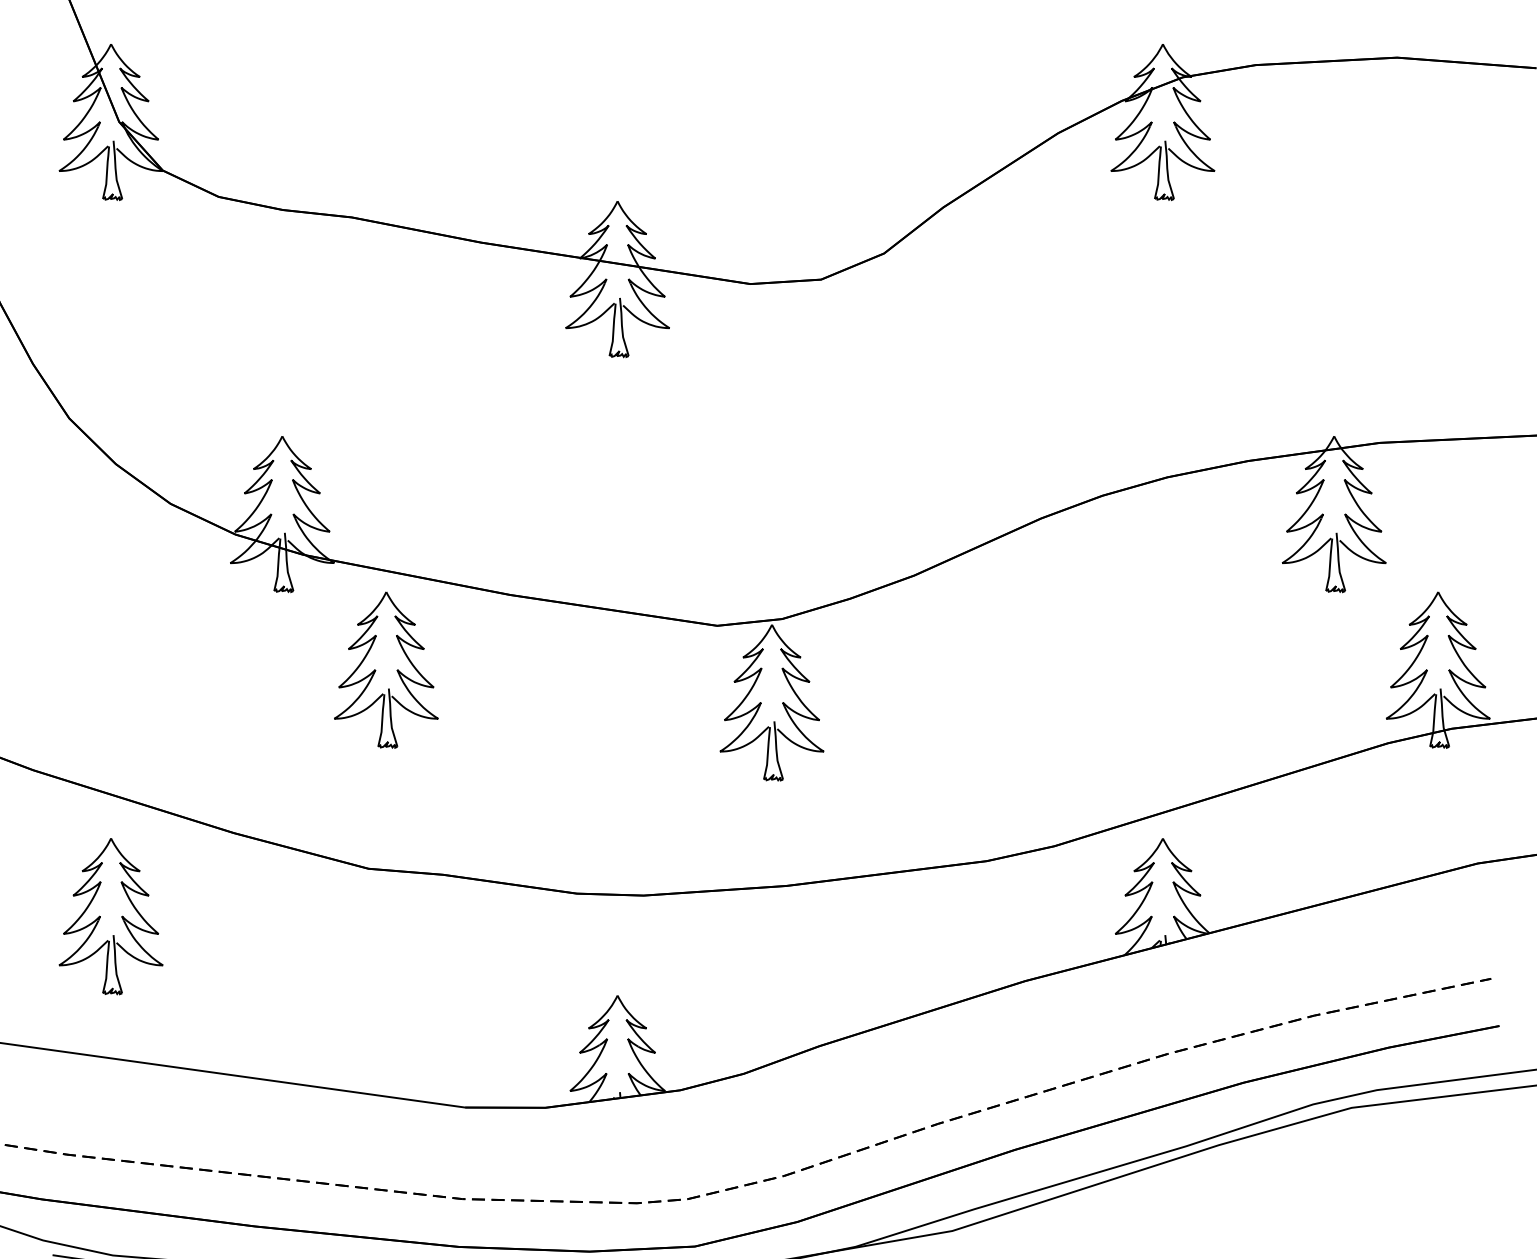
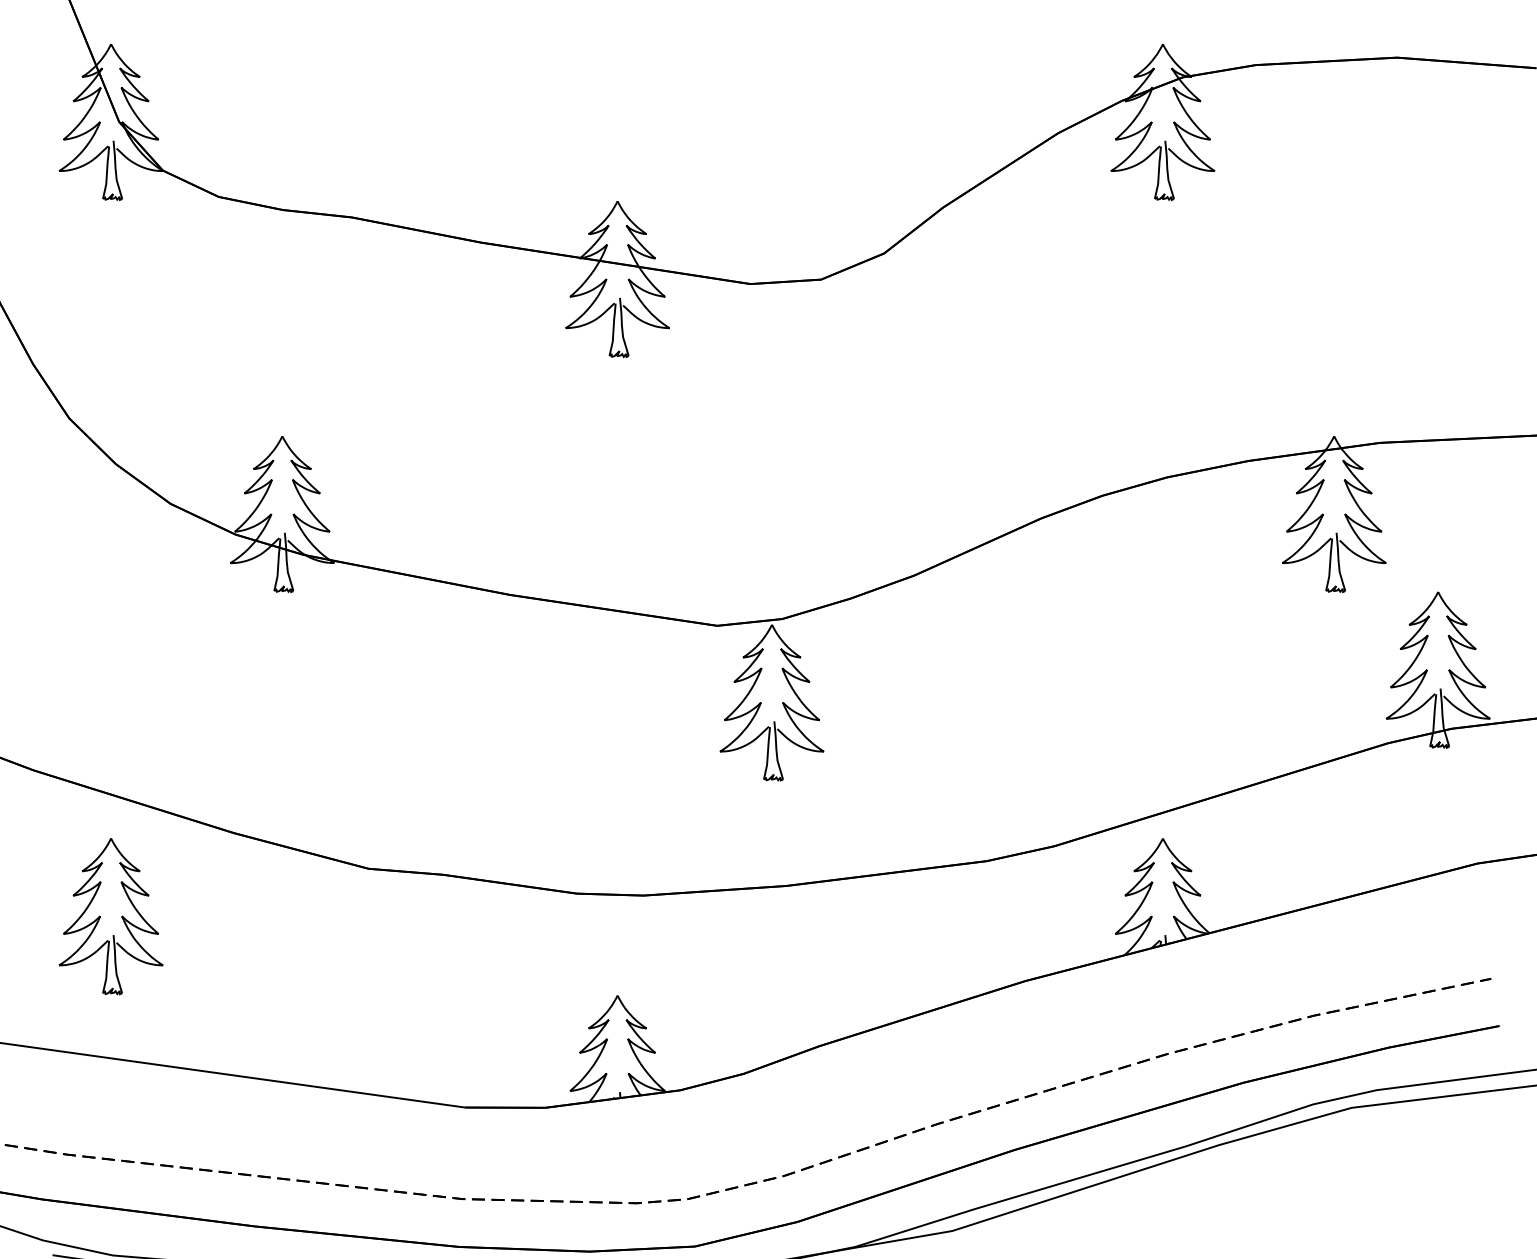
part: present -> none (386, 669)
